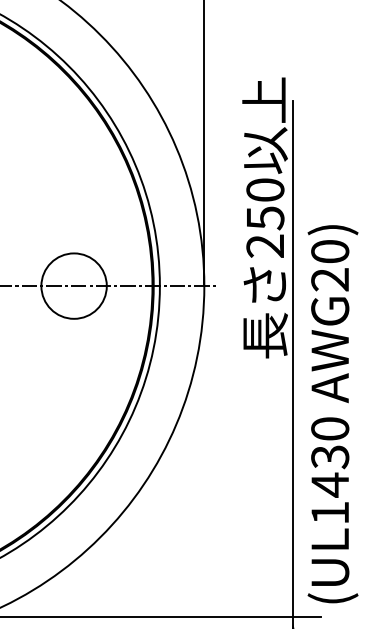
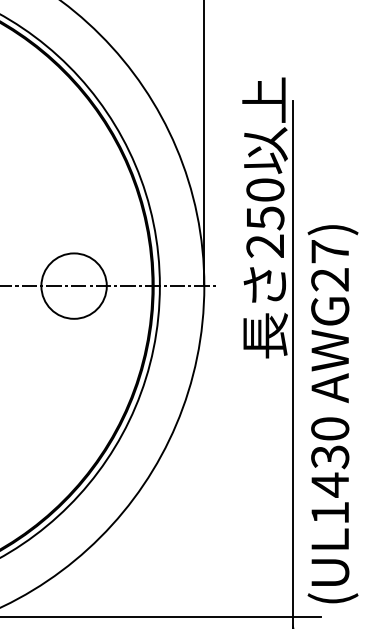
text: AWG20) -> AWG27) (330, 251)
